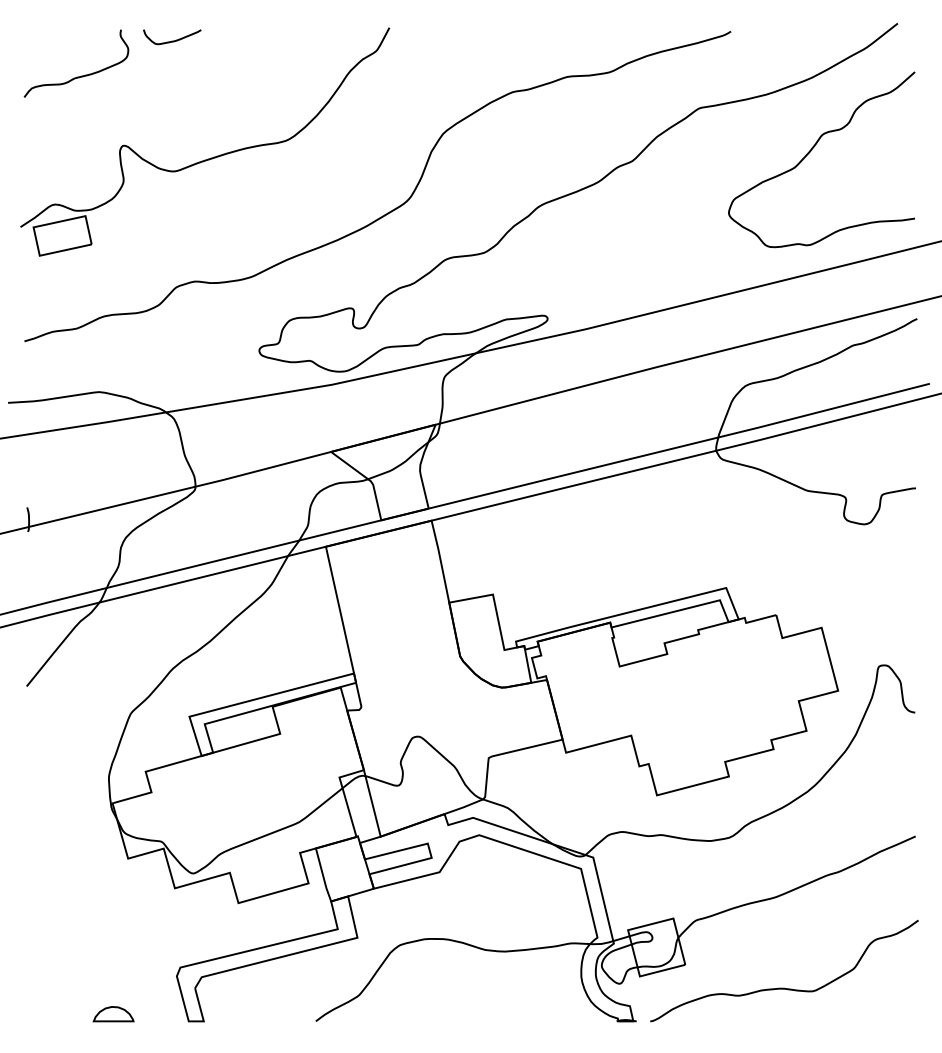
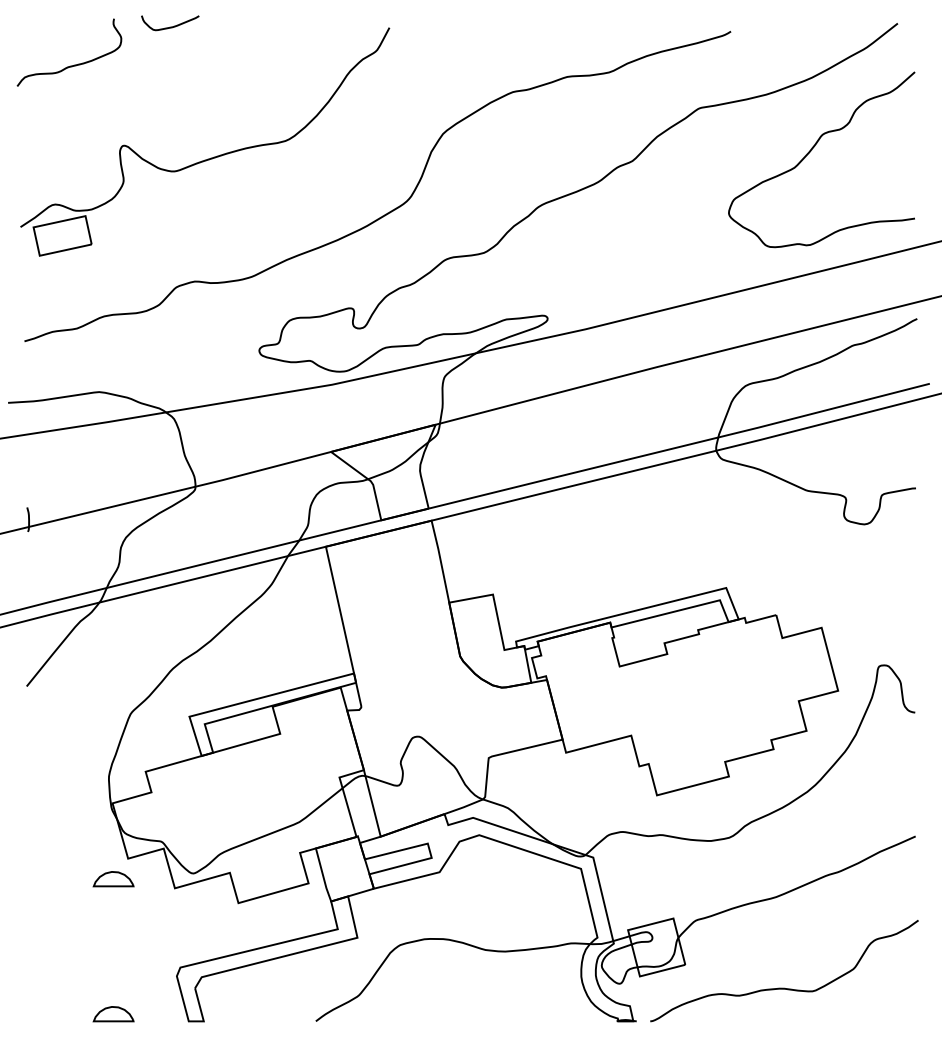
curve position: (172, 40) -> (170, 26) (170, 26)
curve position: (81, 75) -> (74, 64) (74, 64)
part: none -> present (113, 879)
